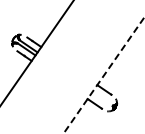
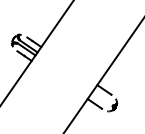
line: dashed -> solid (104, 75)
